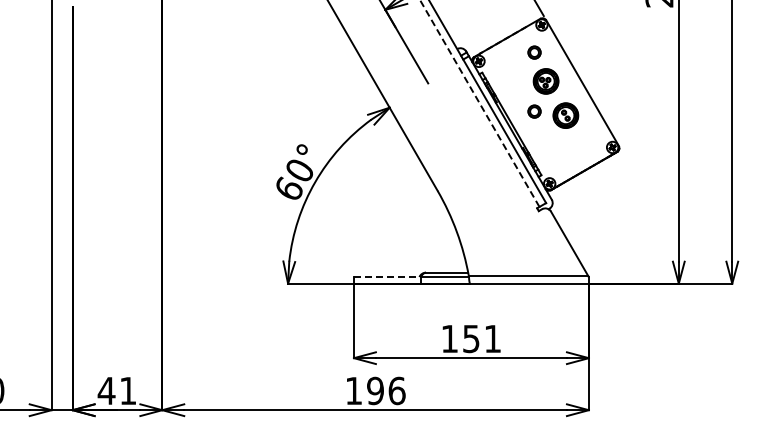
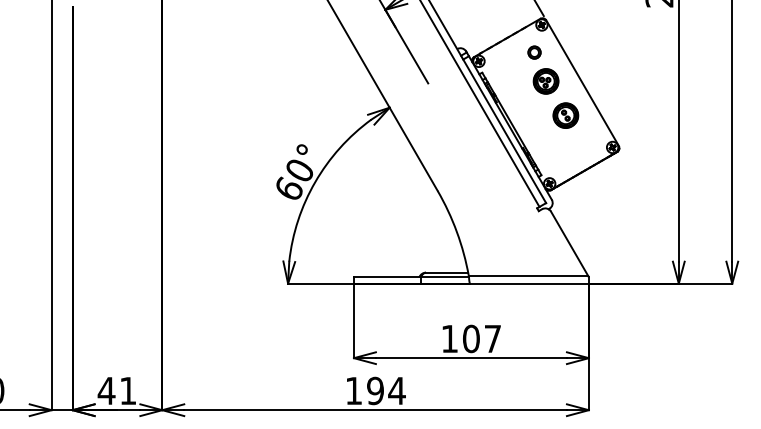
line: dashed -> solid (479, 103)
part: present -> none (534, 111)
line: dashed -> solid (387, 277)
text: 151 -> 107 (481, 338)
text: 196 -> 194 (396, 390)
